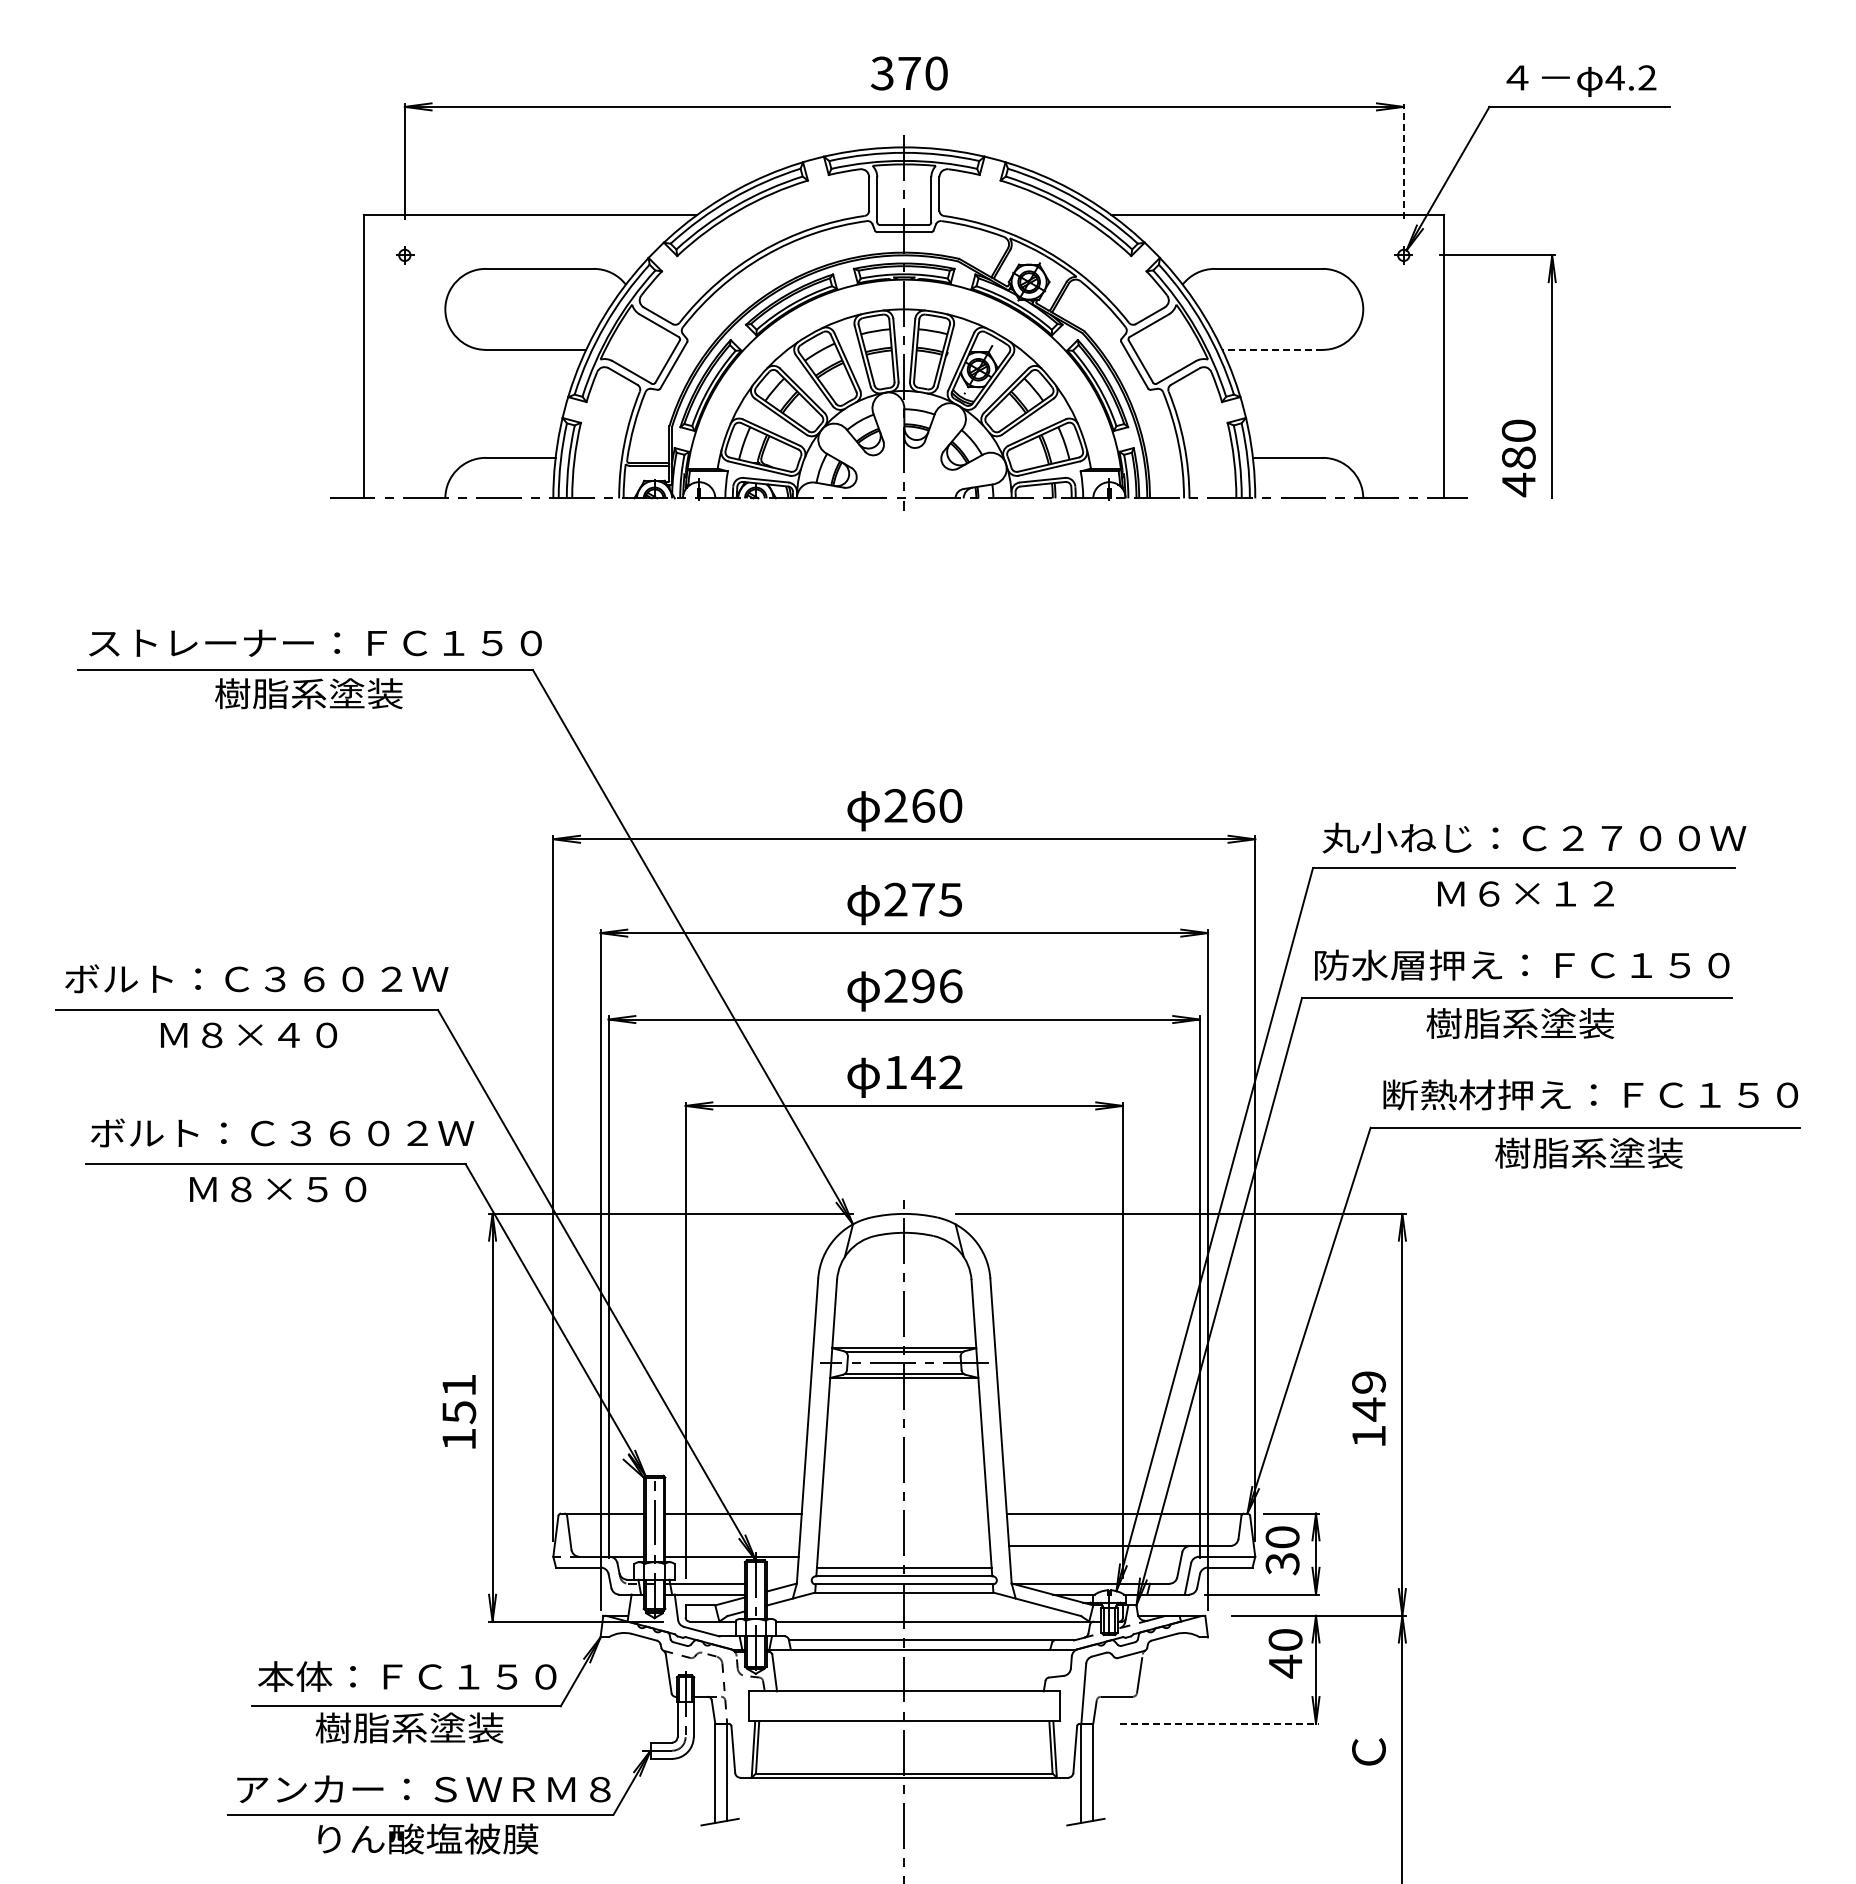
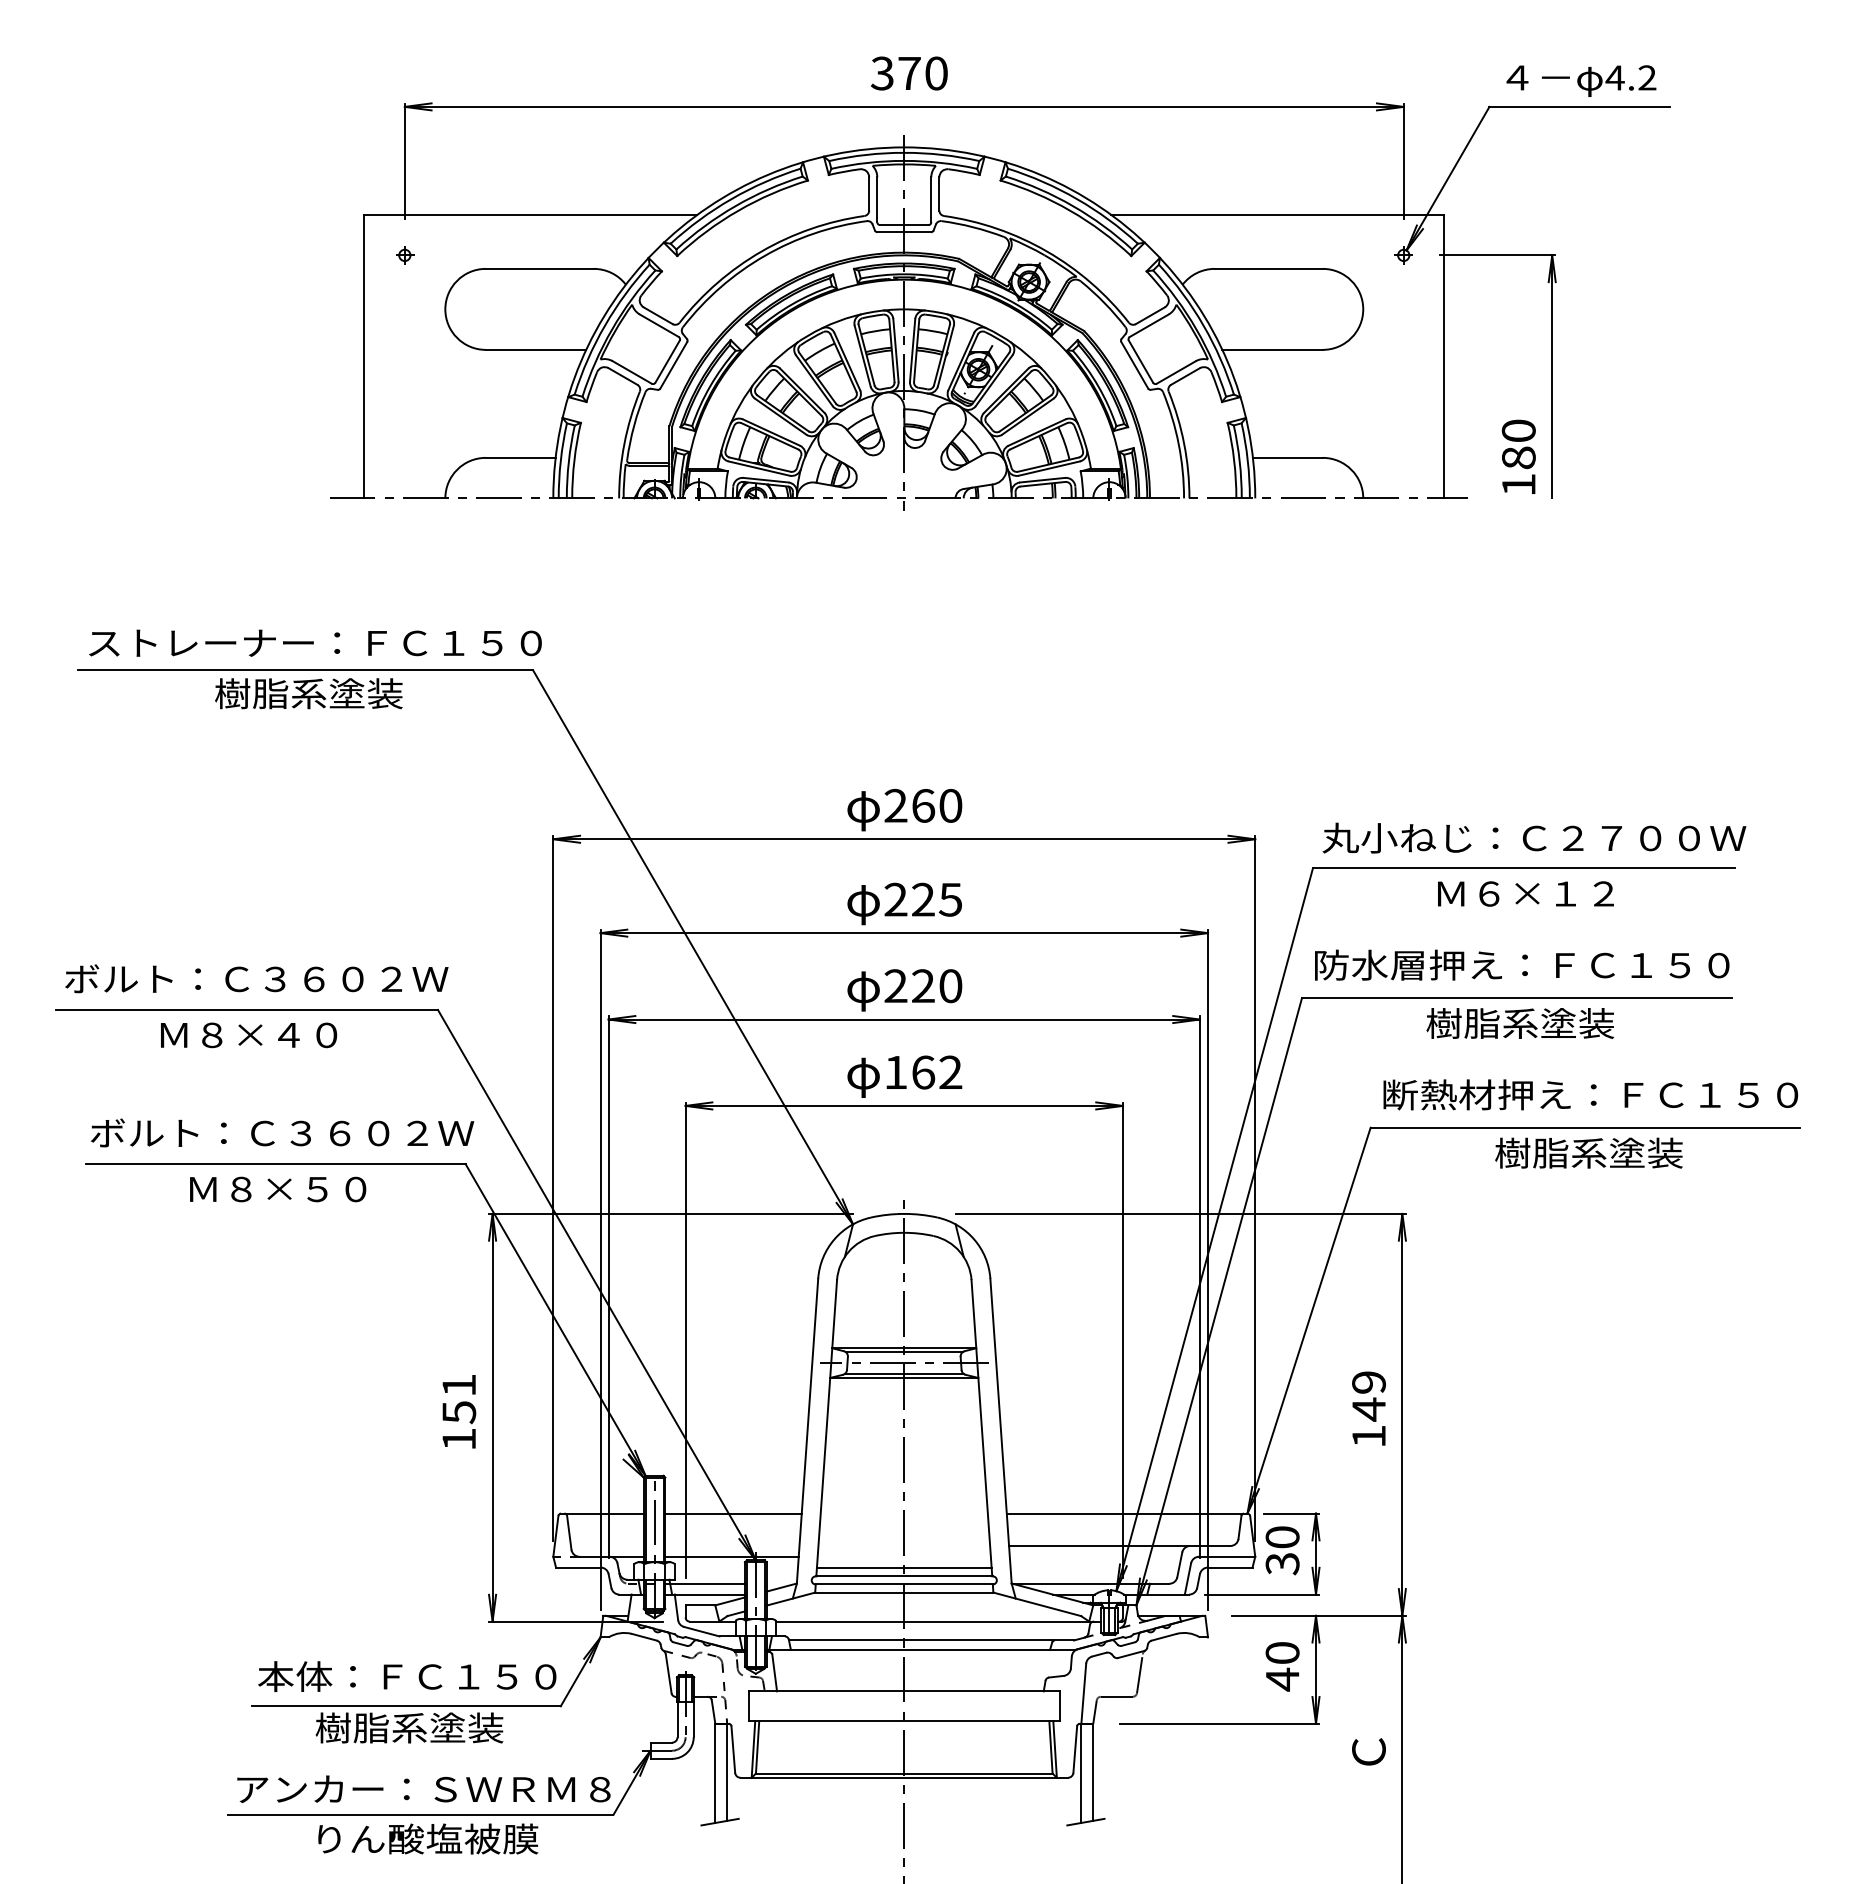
line: dashed -> solid (1403, 161)
line: dashed -> solid (1272, 349)
text: 480 -> 180 (1518, 484)
text: 275 -> 225 (923, 899)
text: 296 -> 220 (937, 986)
text: 142 -> 162 (922, 1072)
text position: (1285, 1653) -> (1282, 1666) (1282, 1666)
line: dashed -> solid (1220, 1723)
